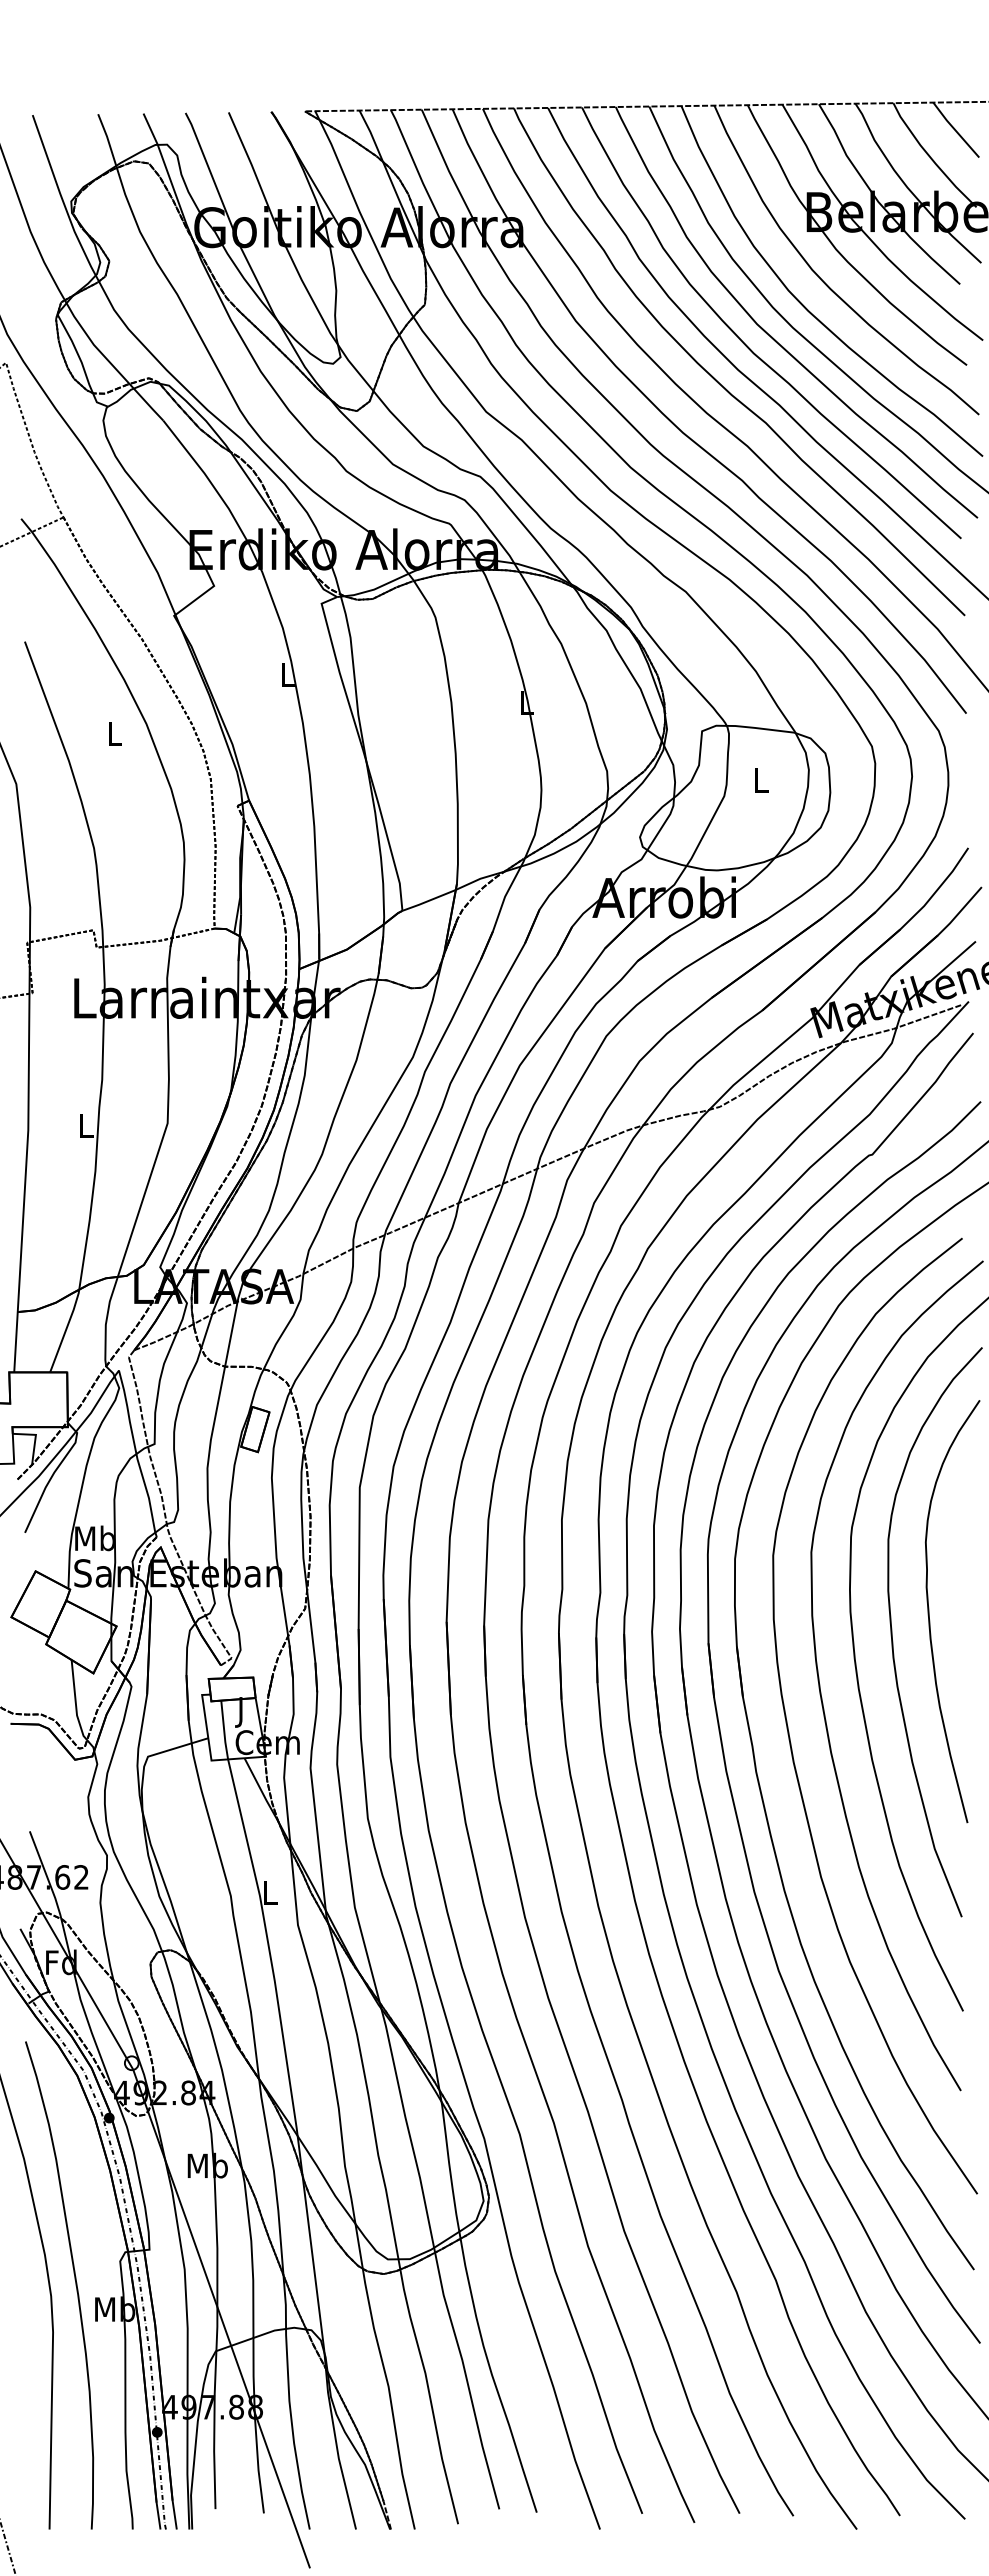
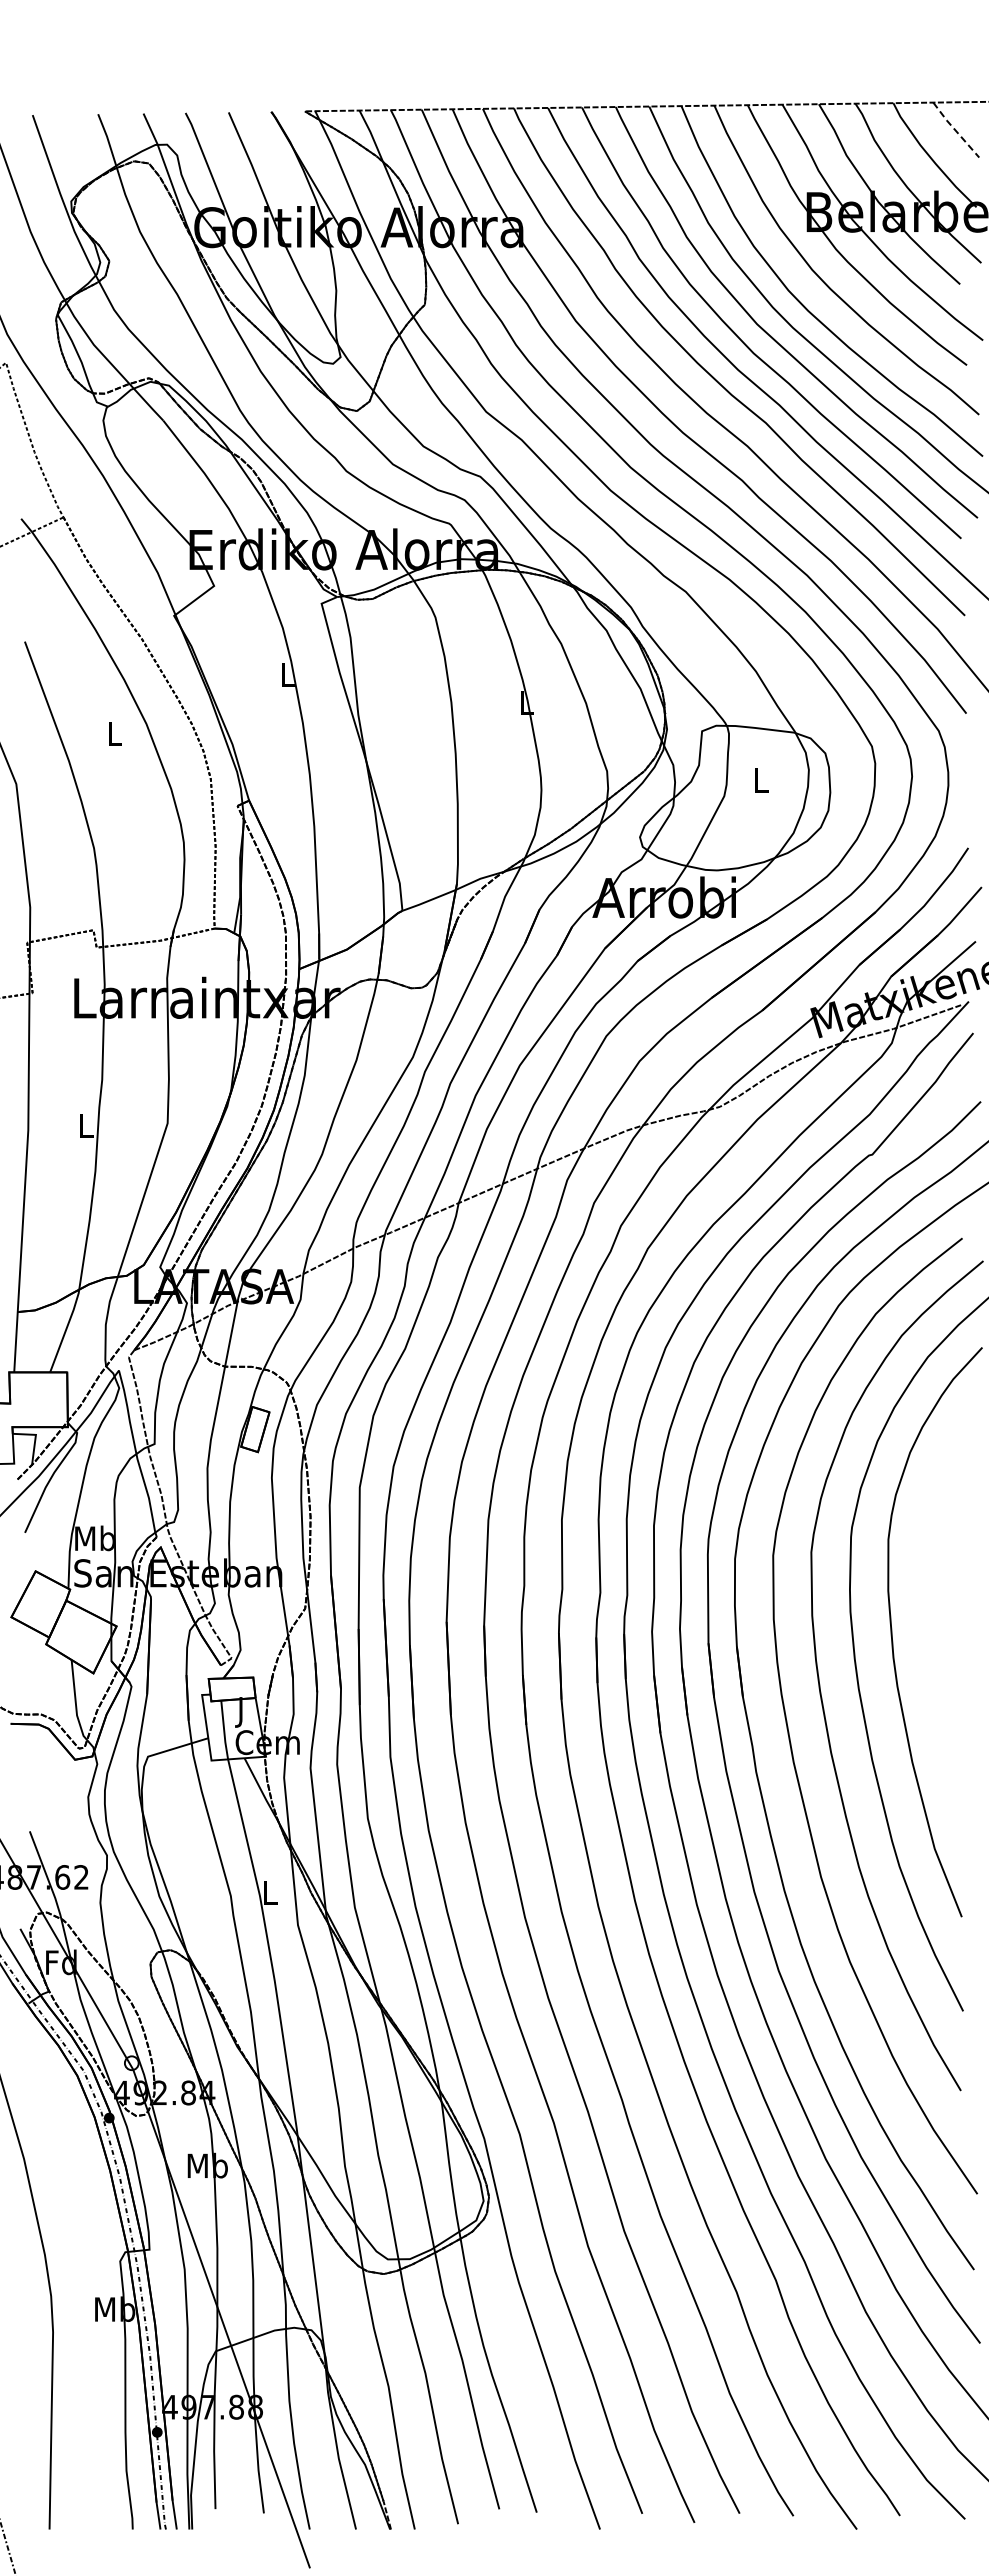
line: solid -> dashed (955, 130)
curve: present -> none (929, 1611)
curve: present -> none (75, 2285)
